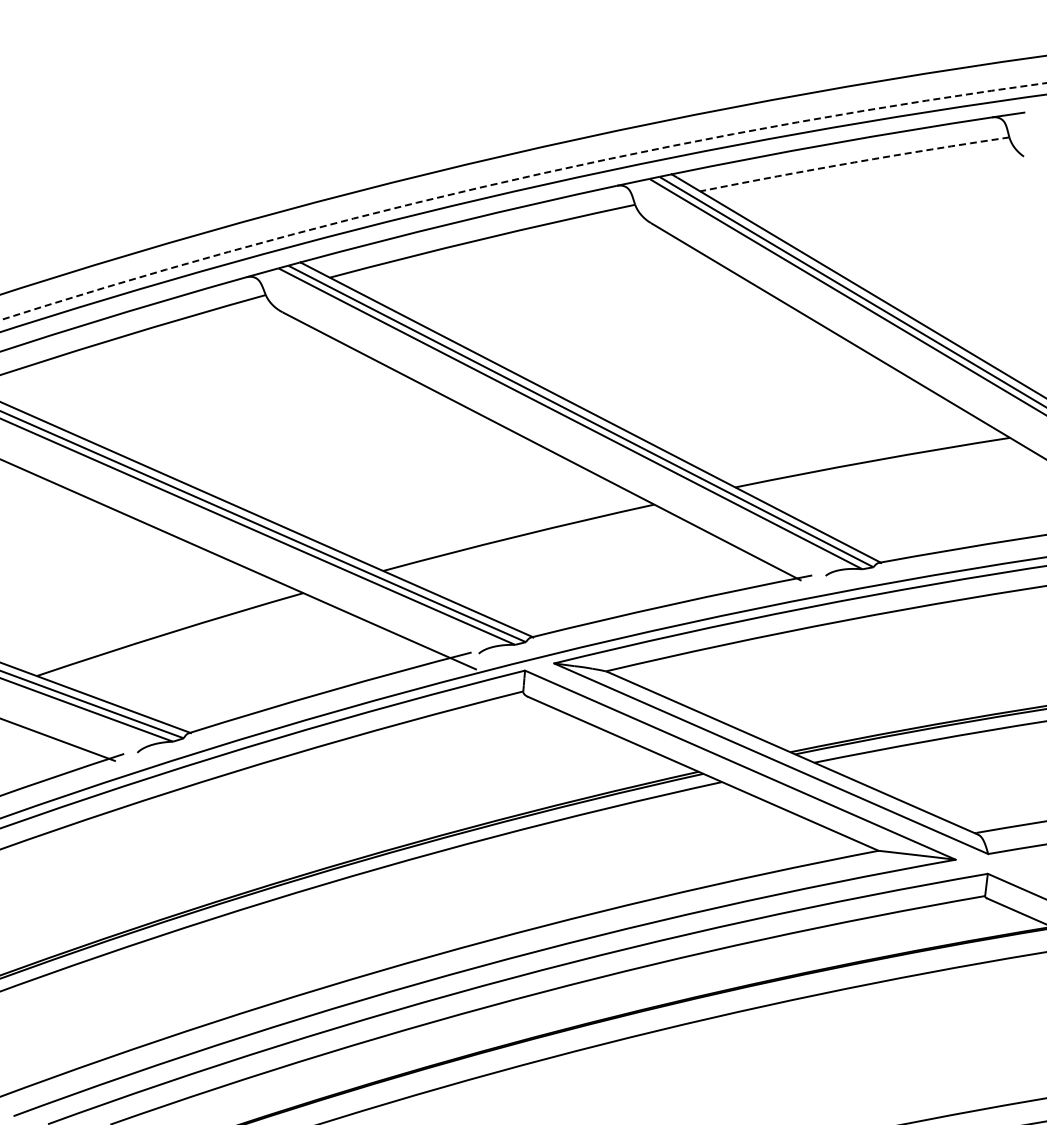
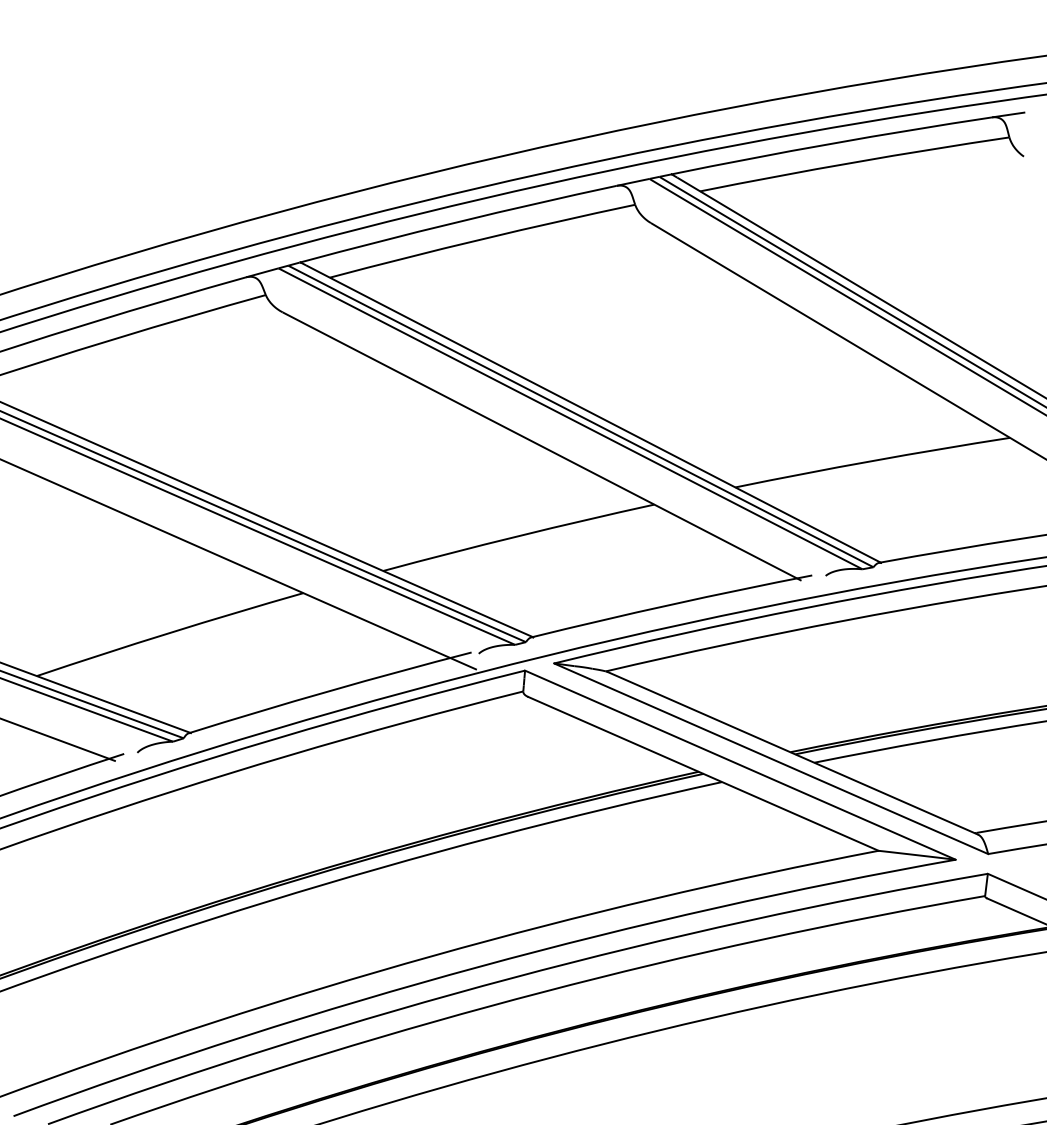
arc: dashed -> solid (854, 162)
arc: dashed -> solid (519, 178)
